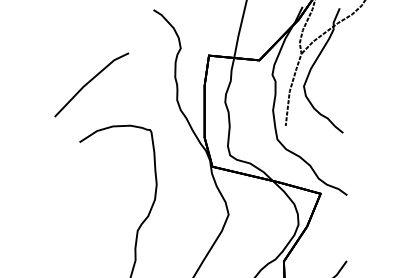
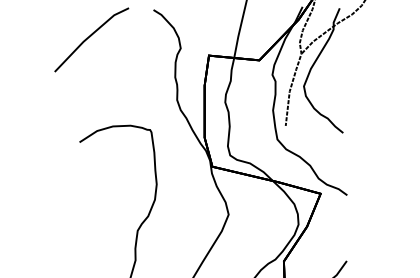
line position: (90, 82) -> (90, 37) (90, 37)
